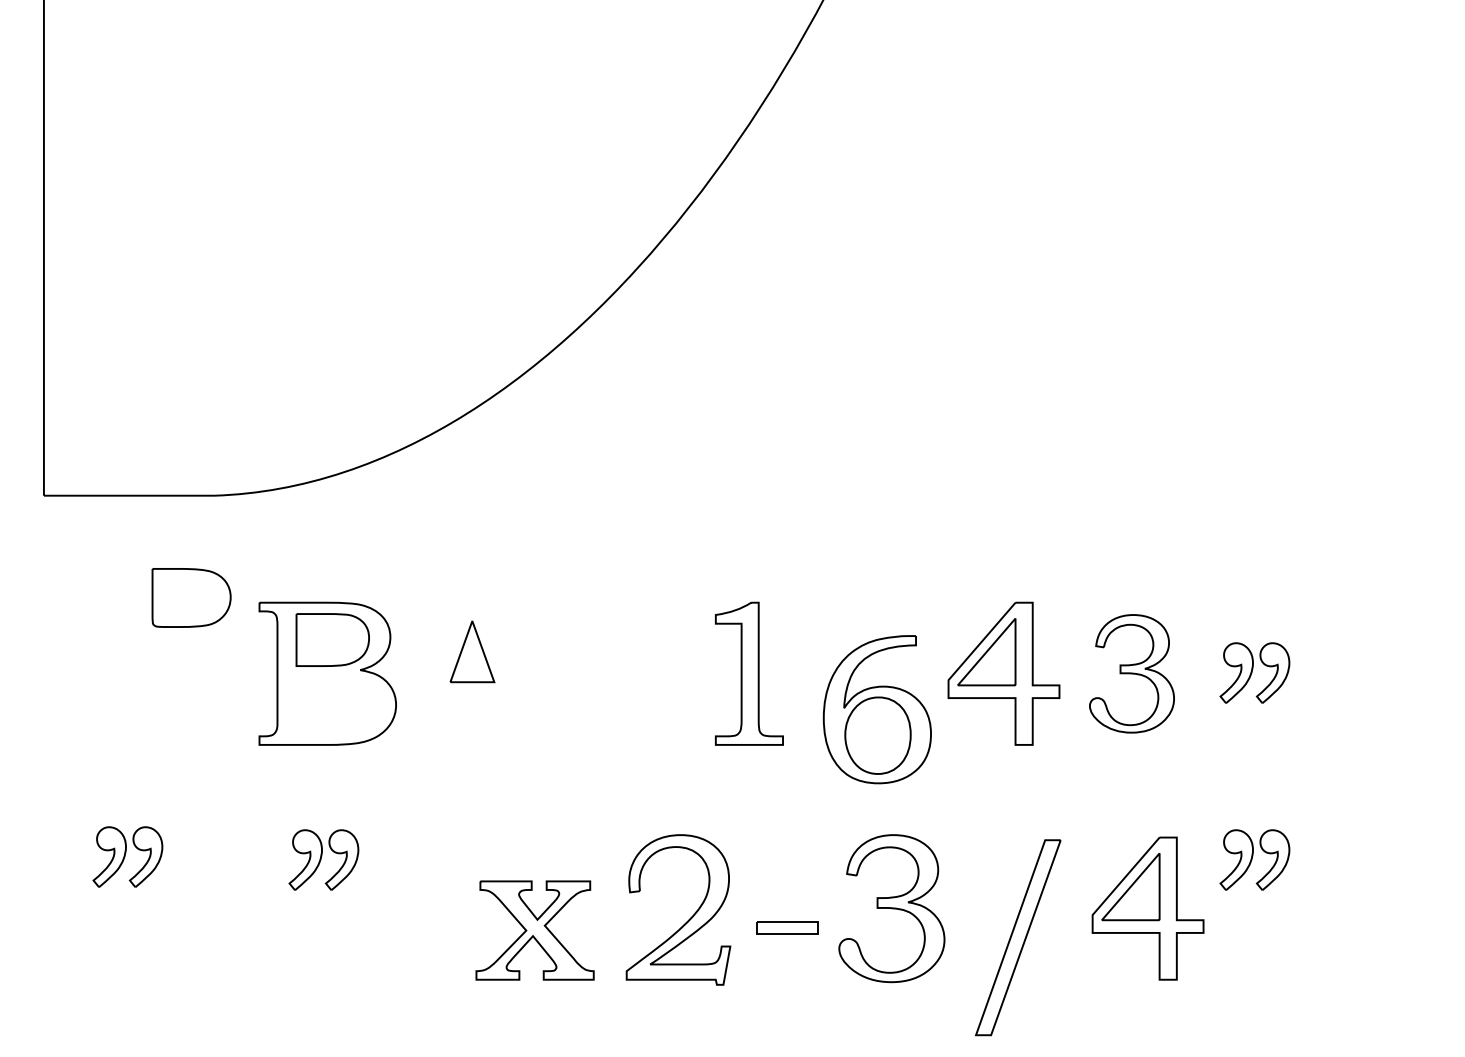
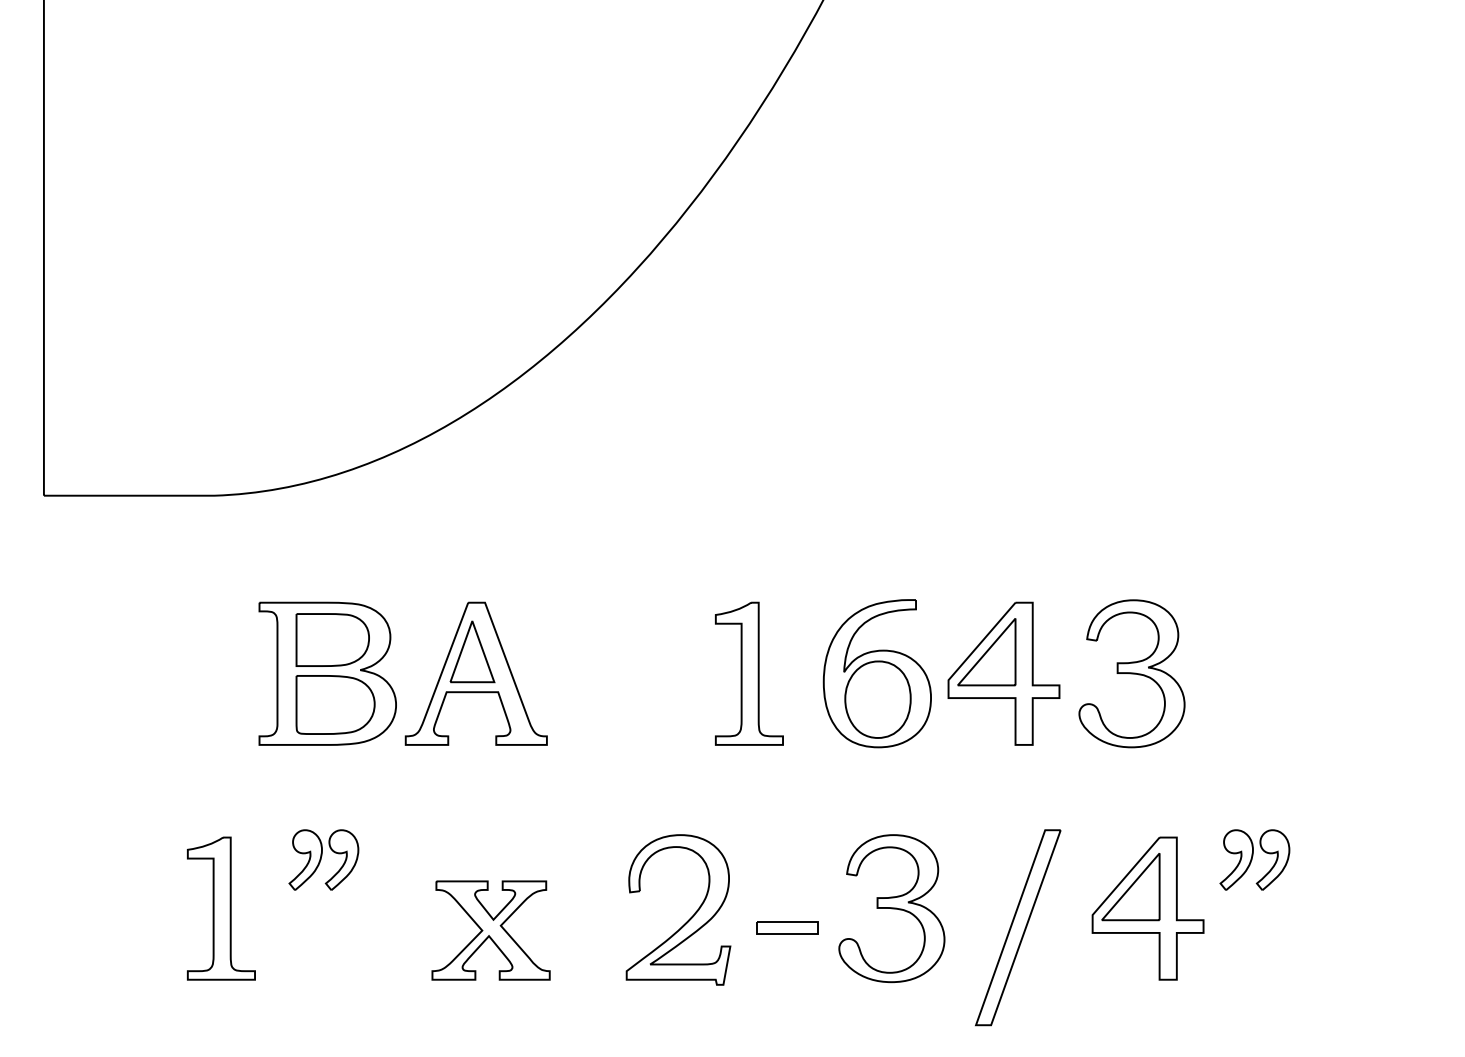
part position: (191, 597) -> (335, 704) (335, 704)
part: present -> none (1254, 672)
part: none -> present (475, 673)
part size: 86x120 px -> 108x150 px (1131, 673)
part position: (876, 709) -> (876, 673) (876, 673)
part: present -> none (127, 856)
part: none -> present (221, 908)
part position: (534, 930) -> (490, 930) (490, 930)
part position: (1018, 937) -> (1018, 927) (1018, 927)
